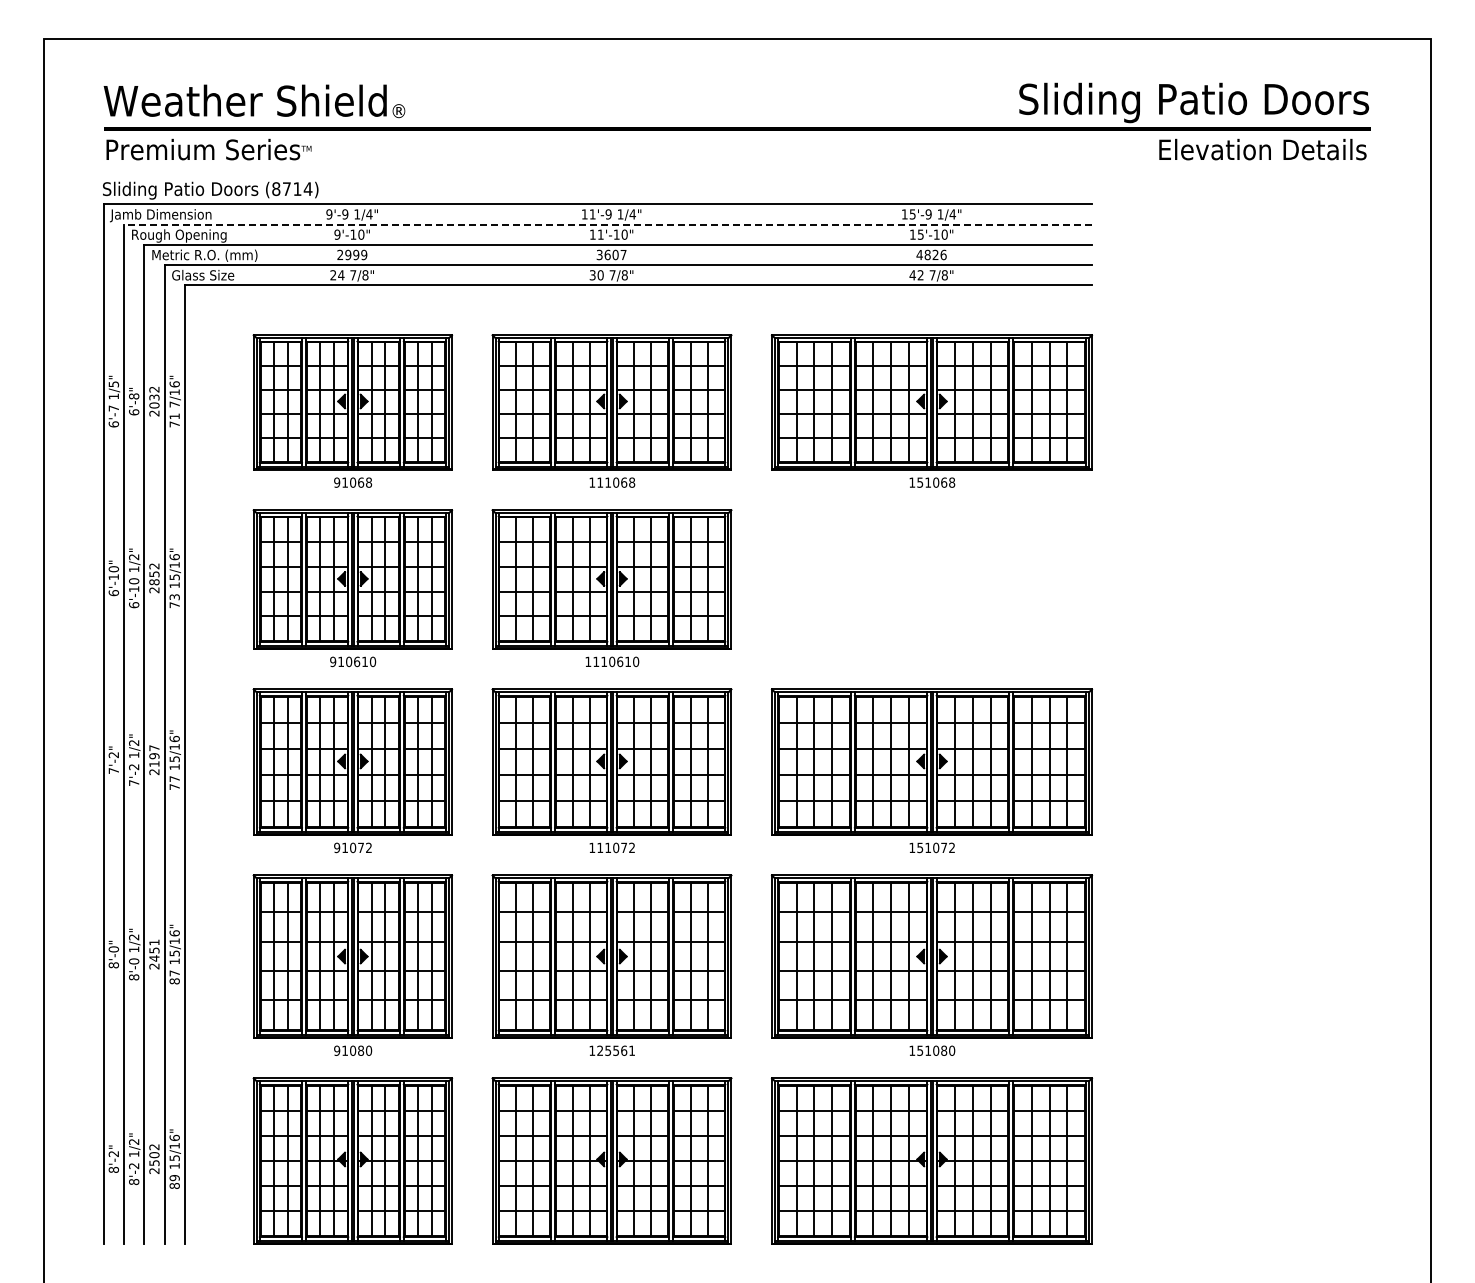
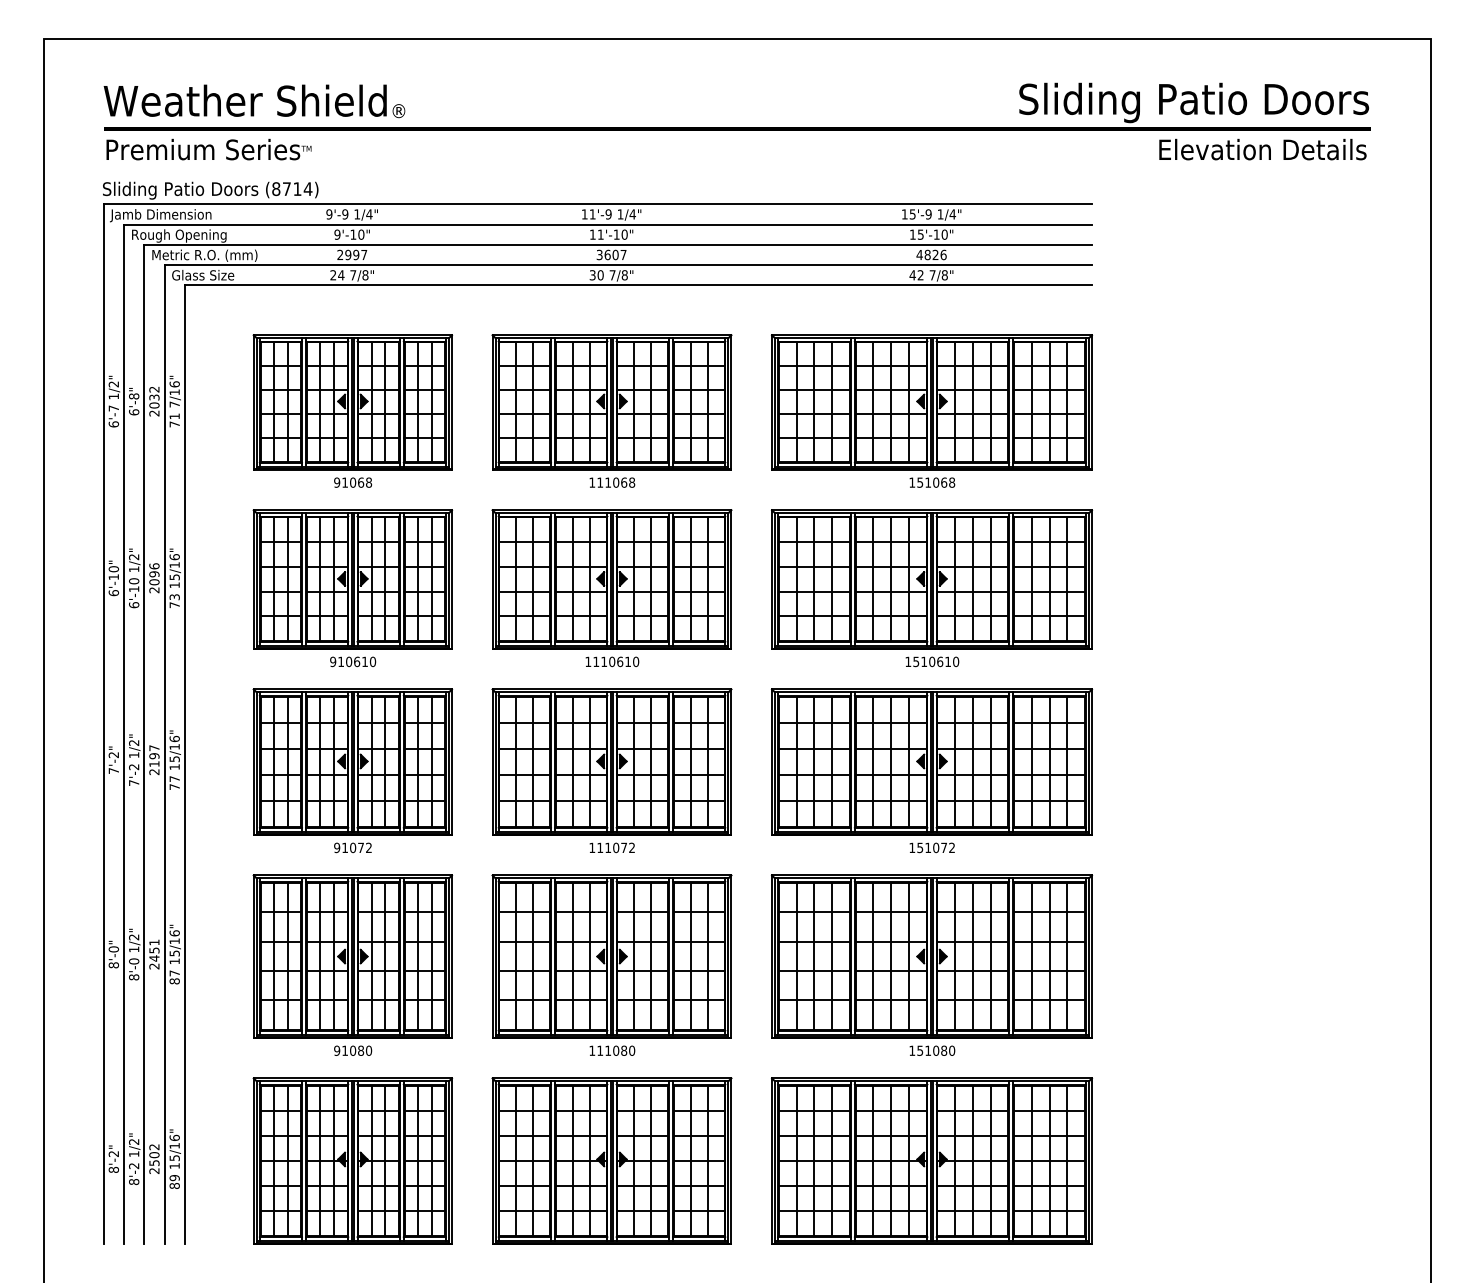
line: dashed -> solid (608, 224)
text: 2999 -> 2997 (364, 254)
text: 1/5" -> 1/2" (113, 384)
text: 2852 -> 2096 (154, 574)
part: none -> present (932, 588)
text: 125561 -> 111080 (616, 1050)
